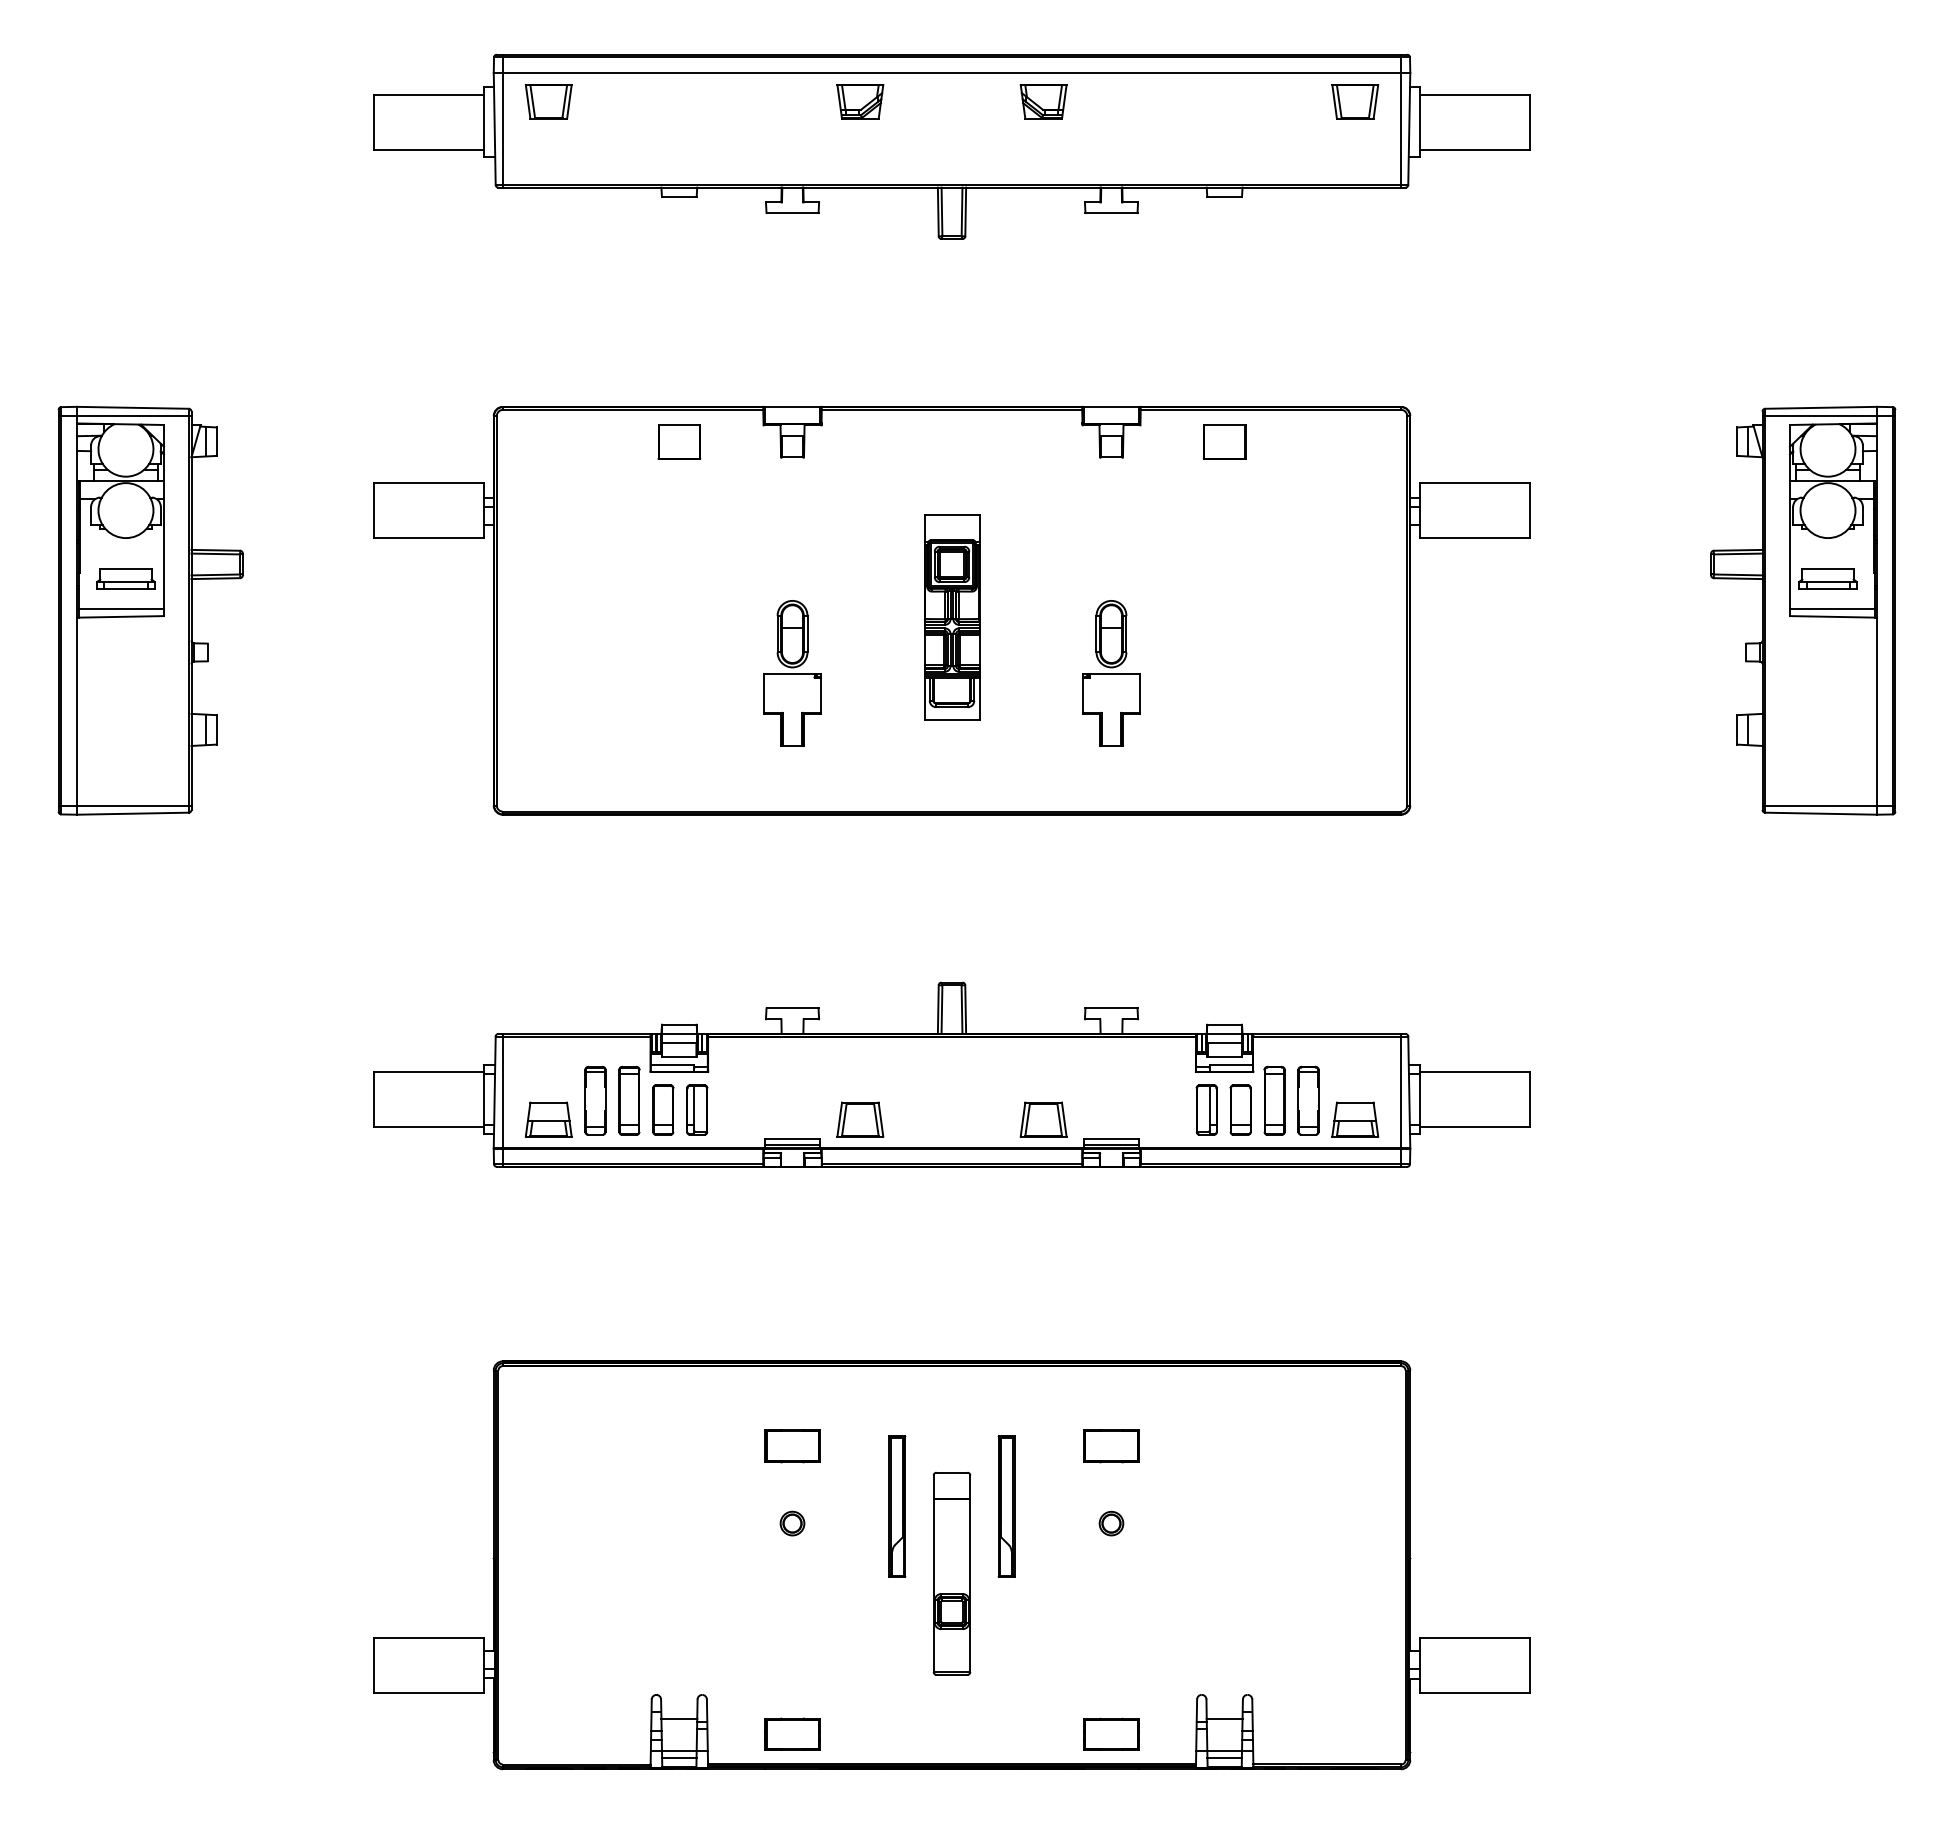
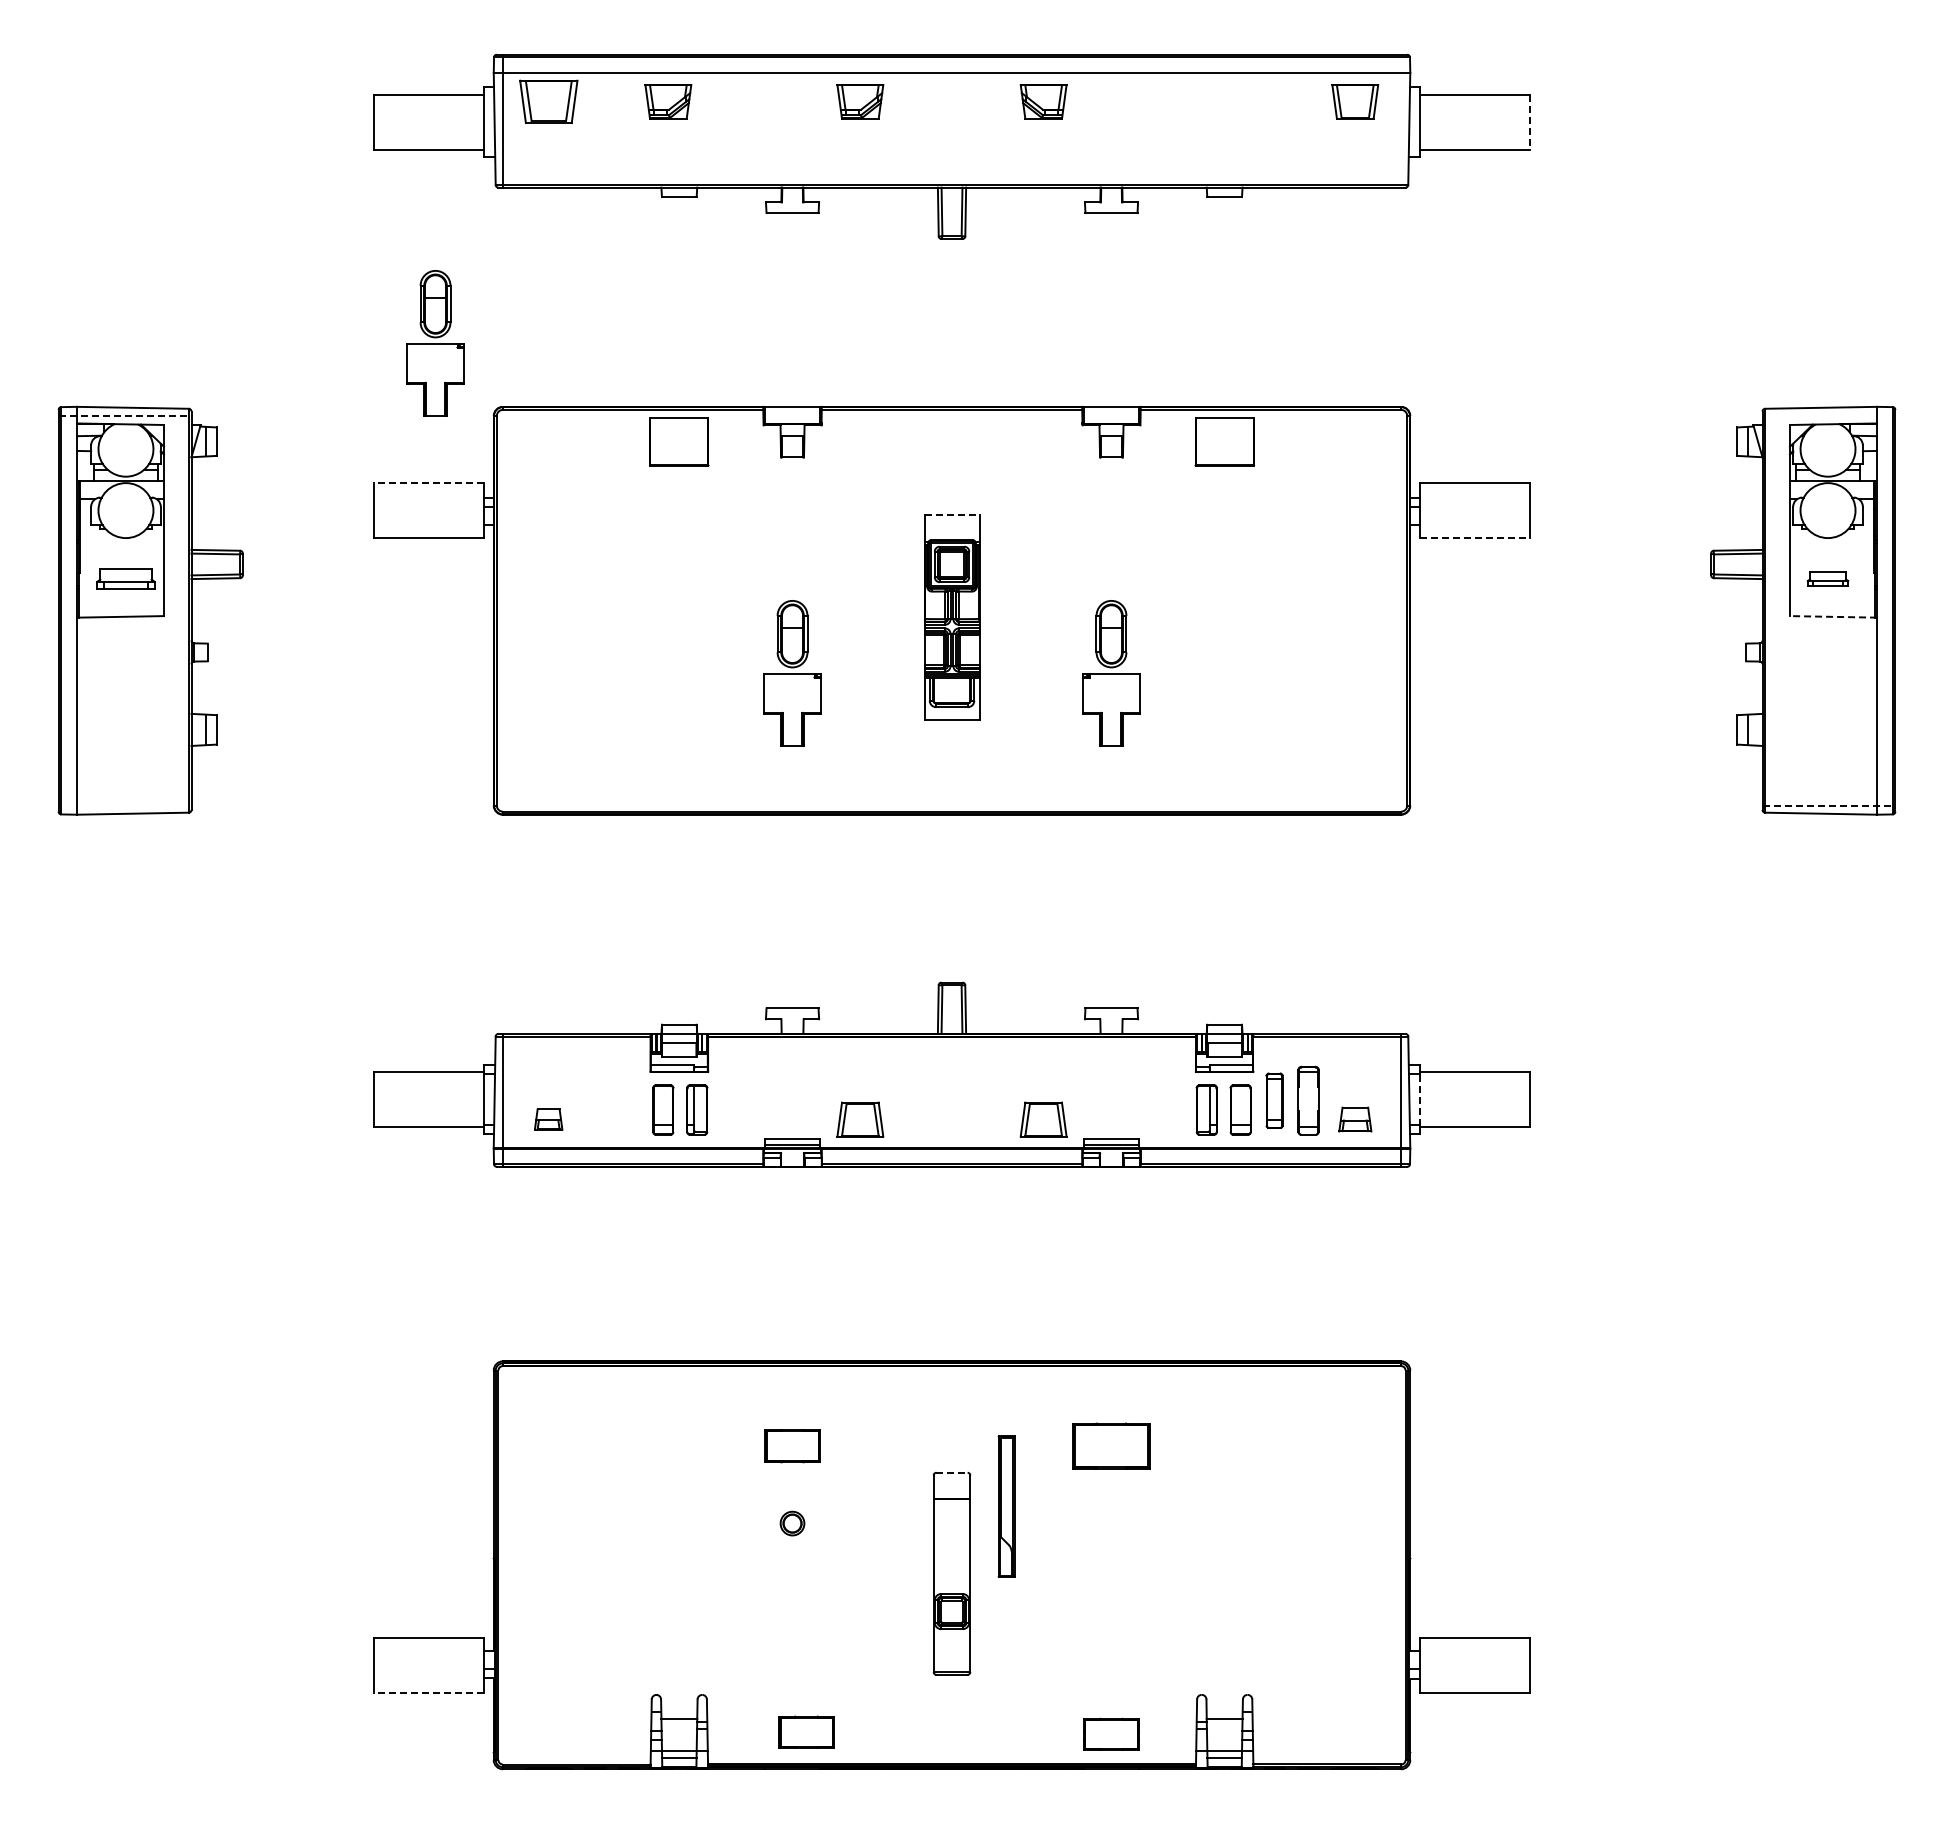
part size: 49x36 px -> 60x46 px (548, 101)
part: none -> present (668, 101)
line: present -> none (1401, 120)
line: solid -> dashed (1530, 122)
part: none -> present (435, 343)
line: solid -> dashed (125, 416)
line: present -> none (1828, 416)
part size: 45x36 px -> 61x50 px (679, 441)
part size: 45x36 px -> 61x50 px (1224, 441)
line: solid -> dashed (428, 483)
line: solid -> dashed (952, 515)
line: solid -> dashed (1475, 538)
part size: 60x22 px -> 44x16 px (1827, 578)
line: present -> none (121, 609)
line: present -> none (1832, 609)
line: solid -> dashed (1833, 616)
line: present -> none (124, 805)
line: solid -> dashed (1829, 805)
line: solid -> dashed (1420, 1099)
part: present -> none (595, 1100)
part: present -> none (629, 1100)
part size: 23x71 px -> 19x57 px (1274, 1100)
part size: 49x37 px -> 30x23 px (548, 1119)
part size: 49x37 px -> 35x27 px (1355, 1119)
part size: 57x35 px -> 79x48 px (1111, 1445)
line: solid -> dashed (952, 1472)
part: present -> none (897, 1506)
part: present -> none (1111, 1523)
line: solid -> dashed (428, 1692)
part position: (792, 1733) -> (806, 1731) (806, 1731)
